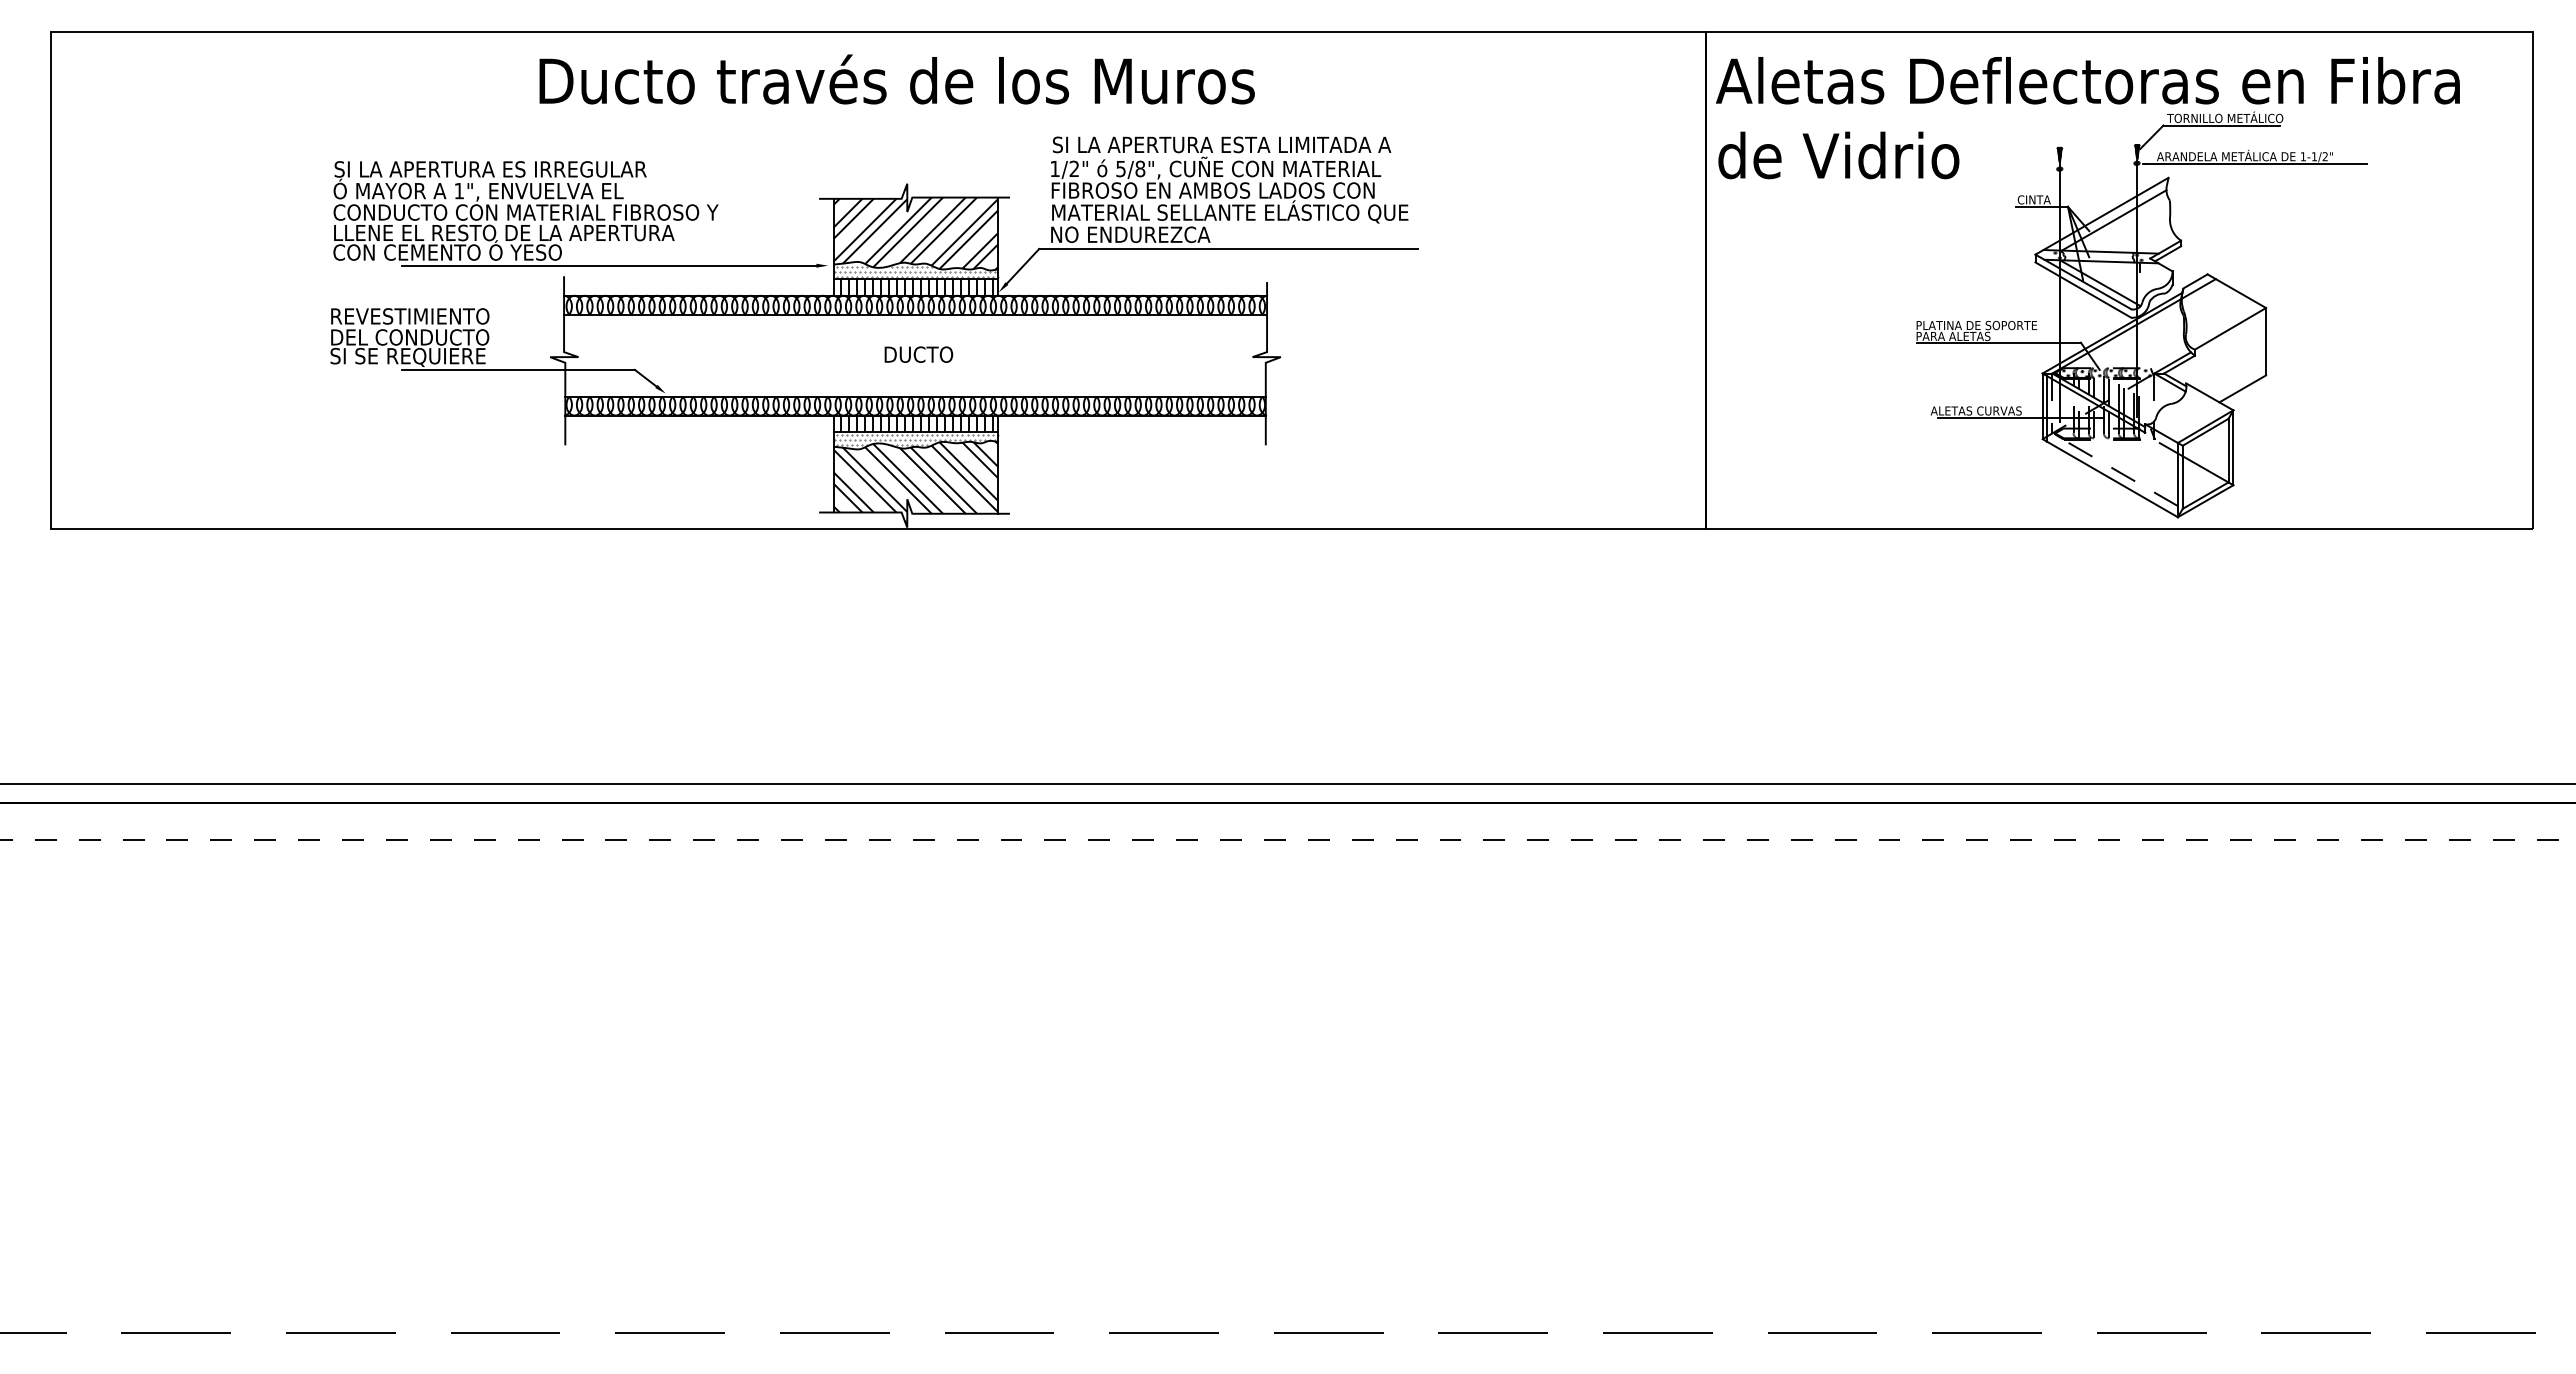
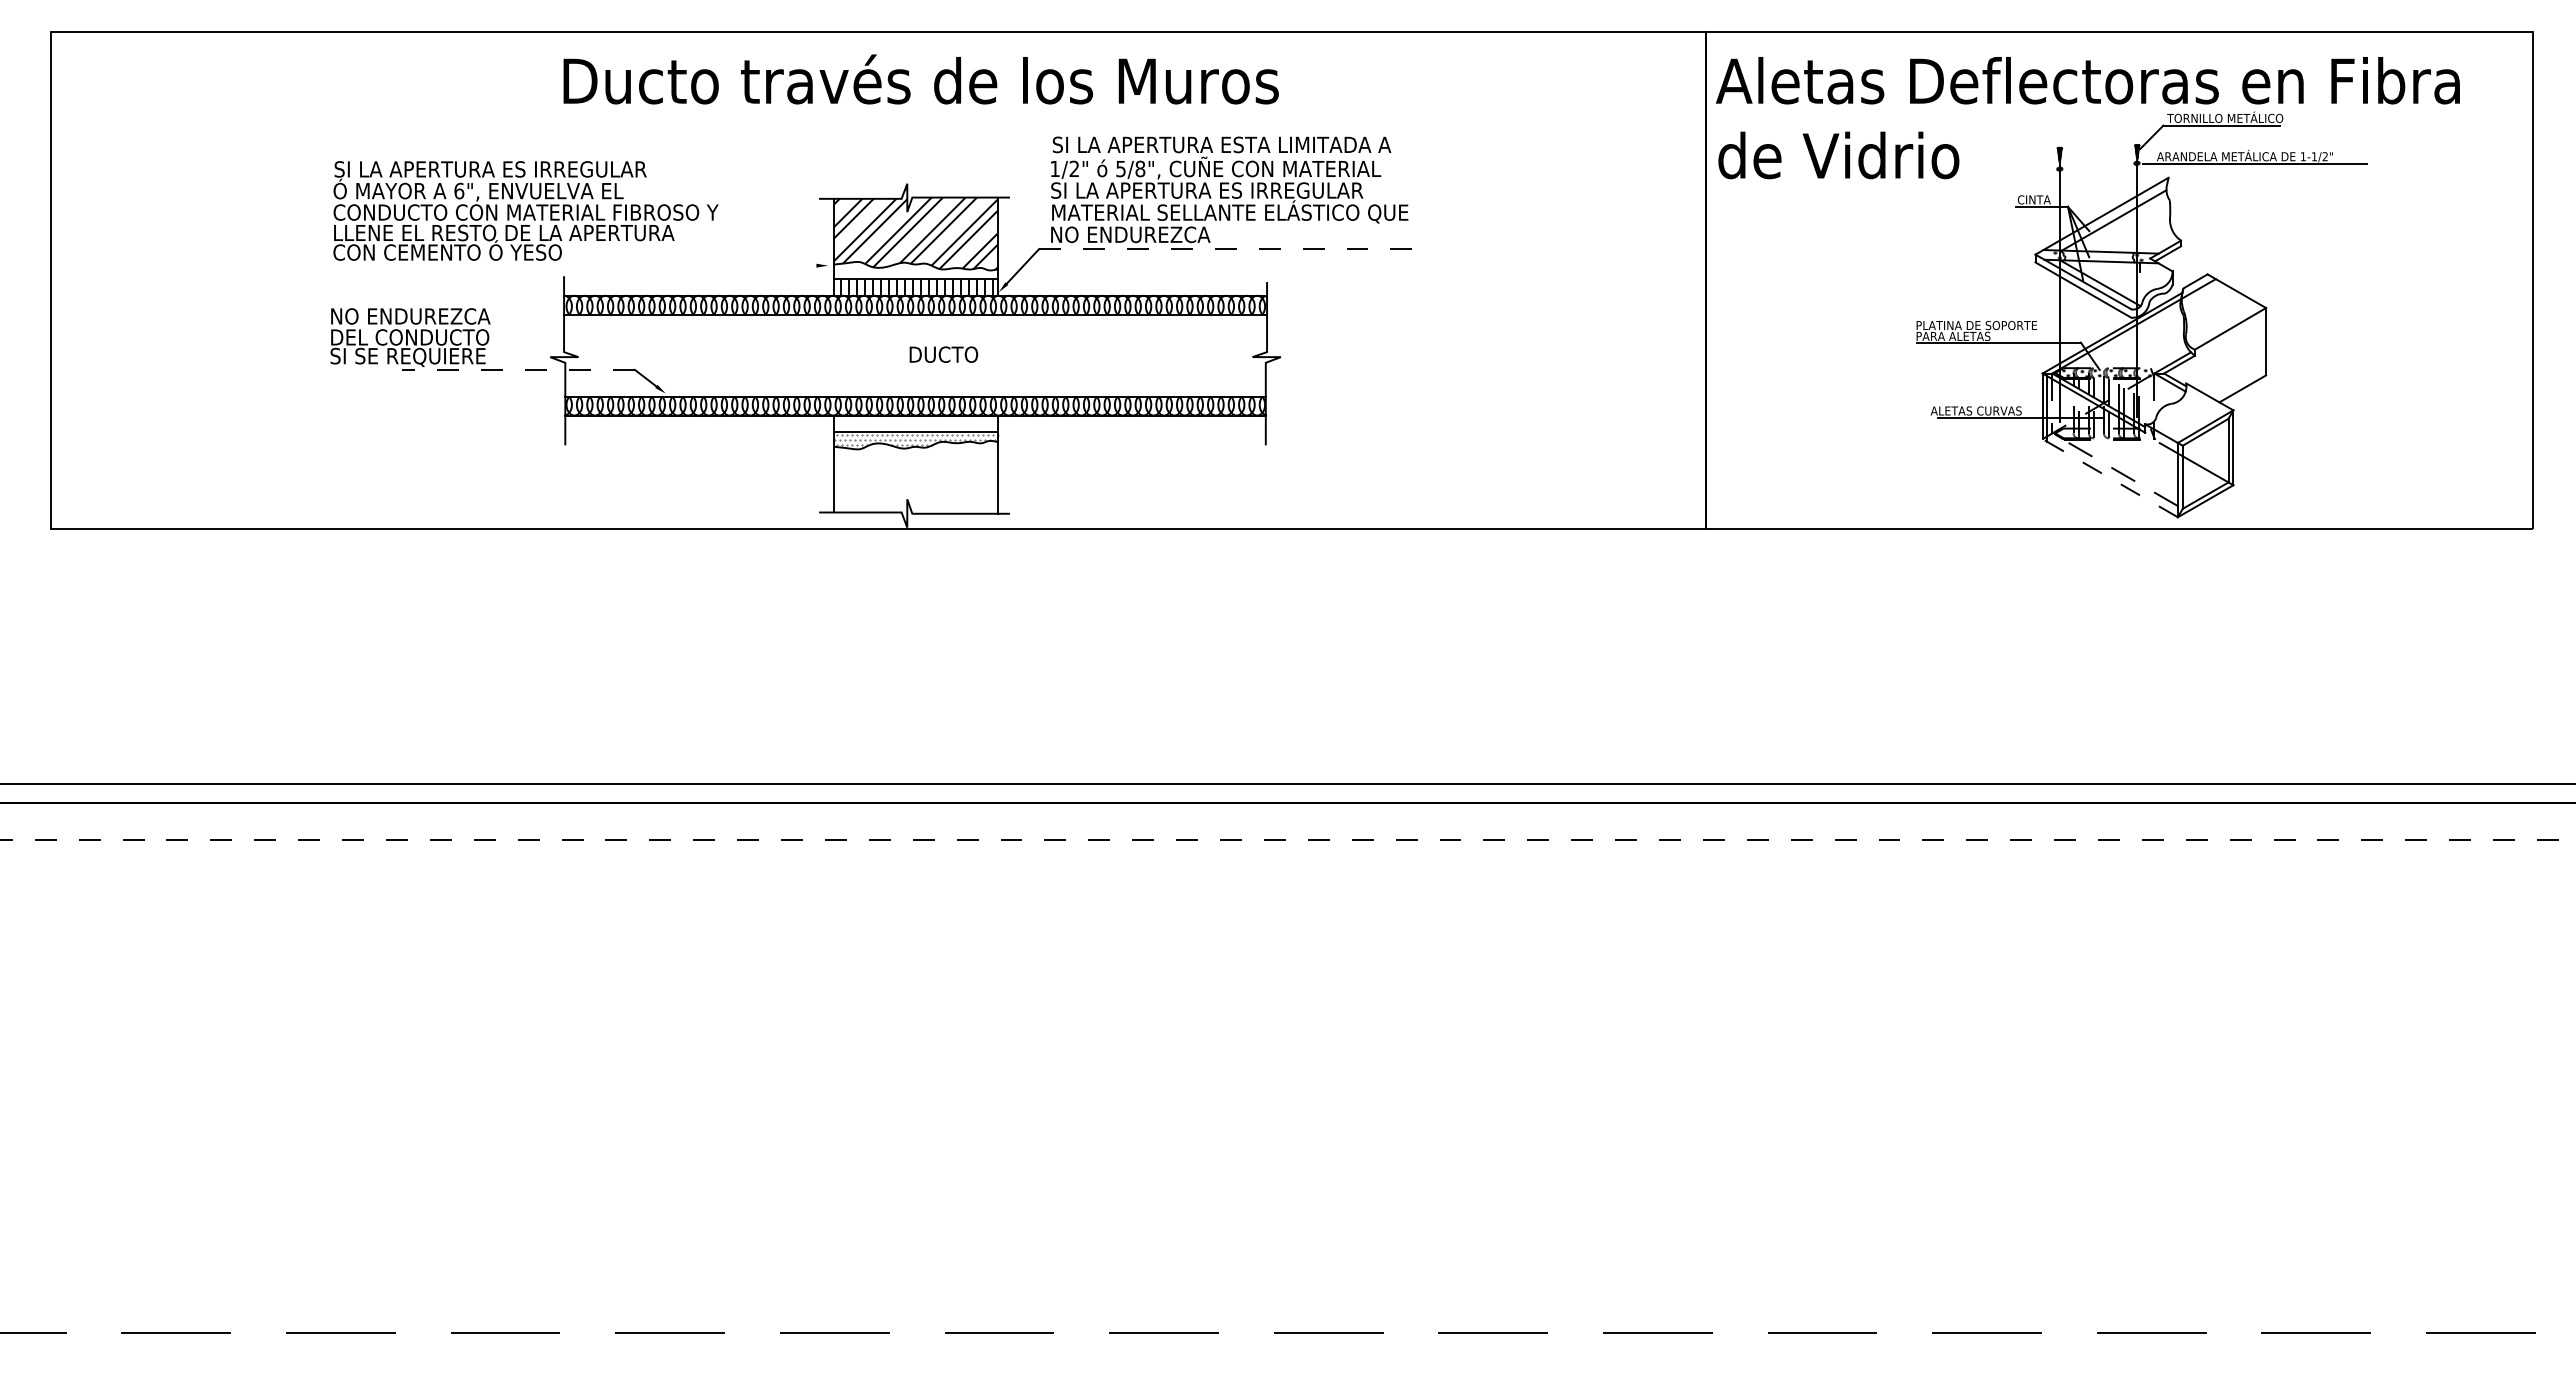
text position: (896, 79) -> (920, 79) (920, 79)
text: 1", -> 6", (459, 190)
text: FIBROSO EN AMBOS LADOS CON -> SI LA APERTURA ES IRREGULAR (1212, 190)
line: solid -> dashed (1229, 249)
line: present -> none (609, 265)
hatch: present -> none (915, 271)
text: REVESTIMIENTO -> NO ENDUREZCA (411, 316)
text position: (918, 354) -> (943, 354) (943, 354)
line: solid -> dashed (517, 369)
hatch: present -> none (916, 423)
line: solid -> dashed (2109, 477)
hatch: present -> none (915, 482)
